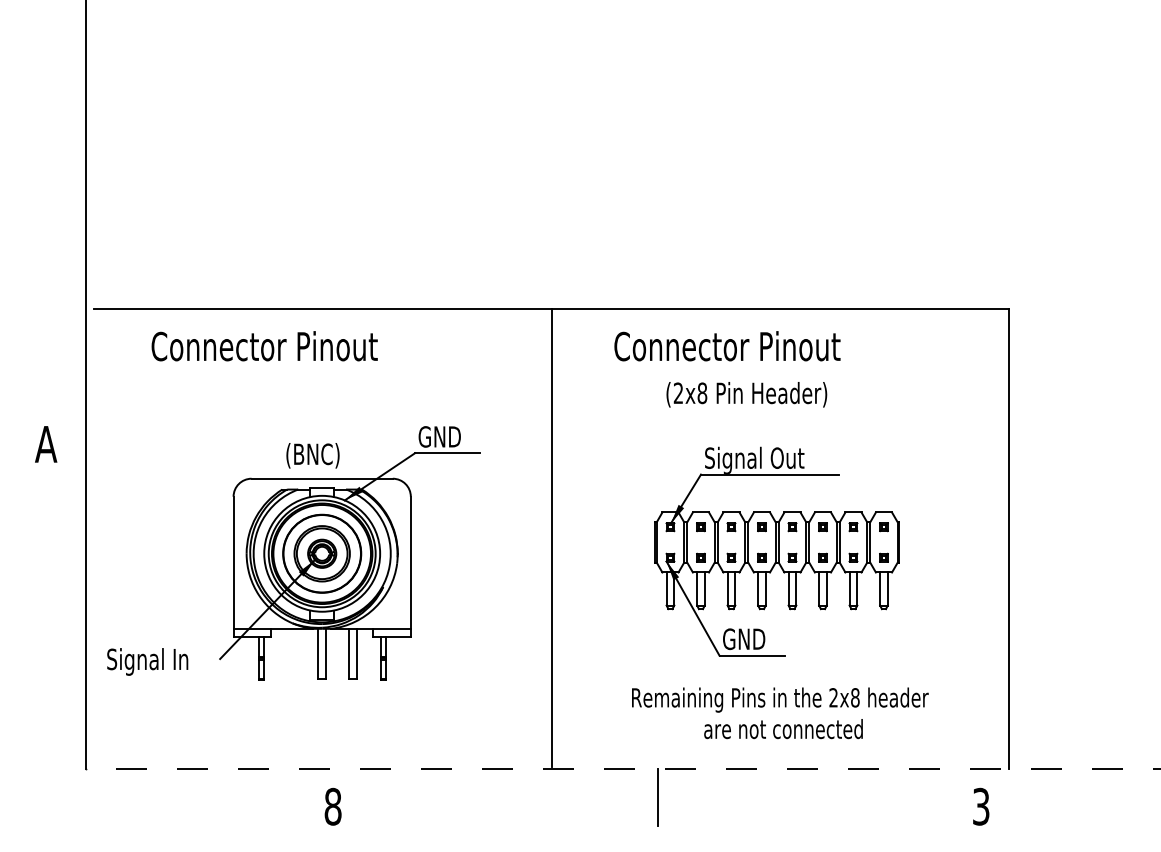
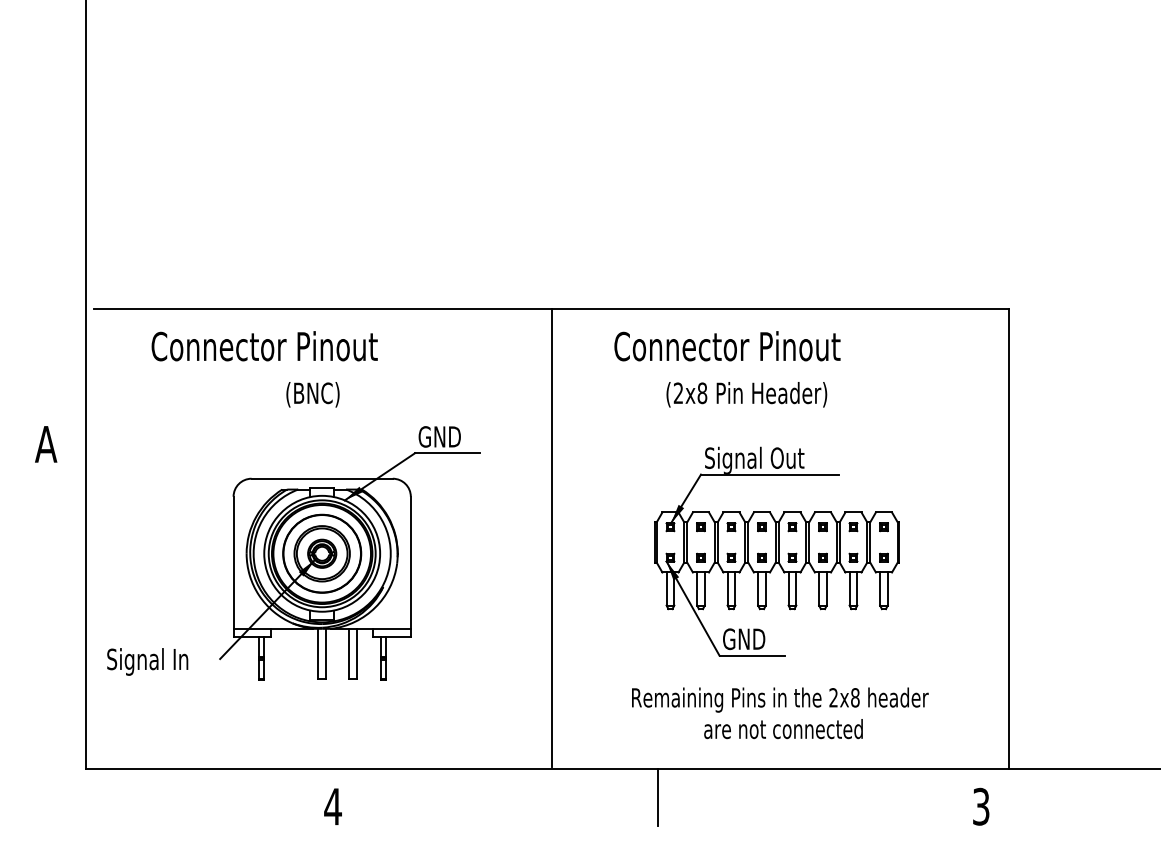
text position: (312, 455) -> (312, 394) (312, 394)
line: dashed -> solid (622, 769)
text: 8 -> 4 (332, 806)
